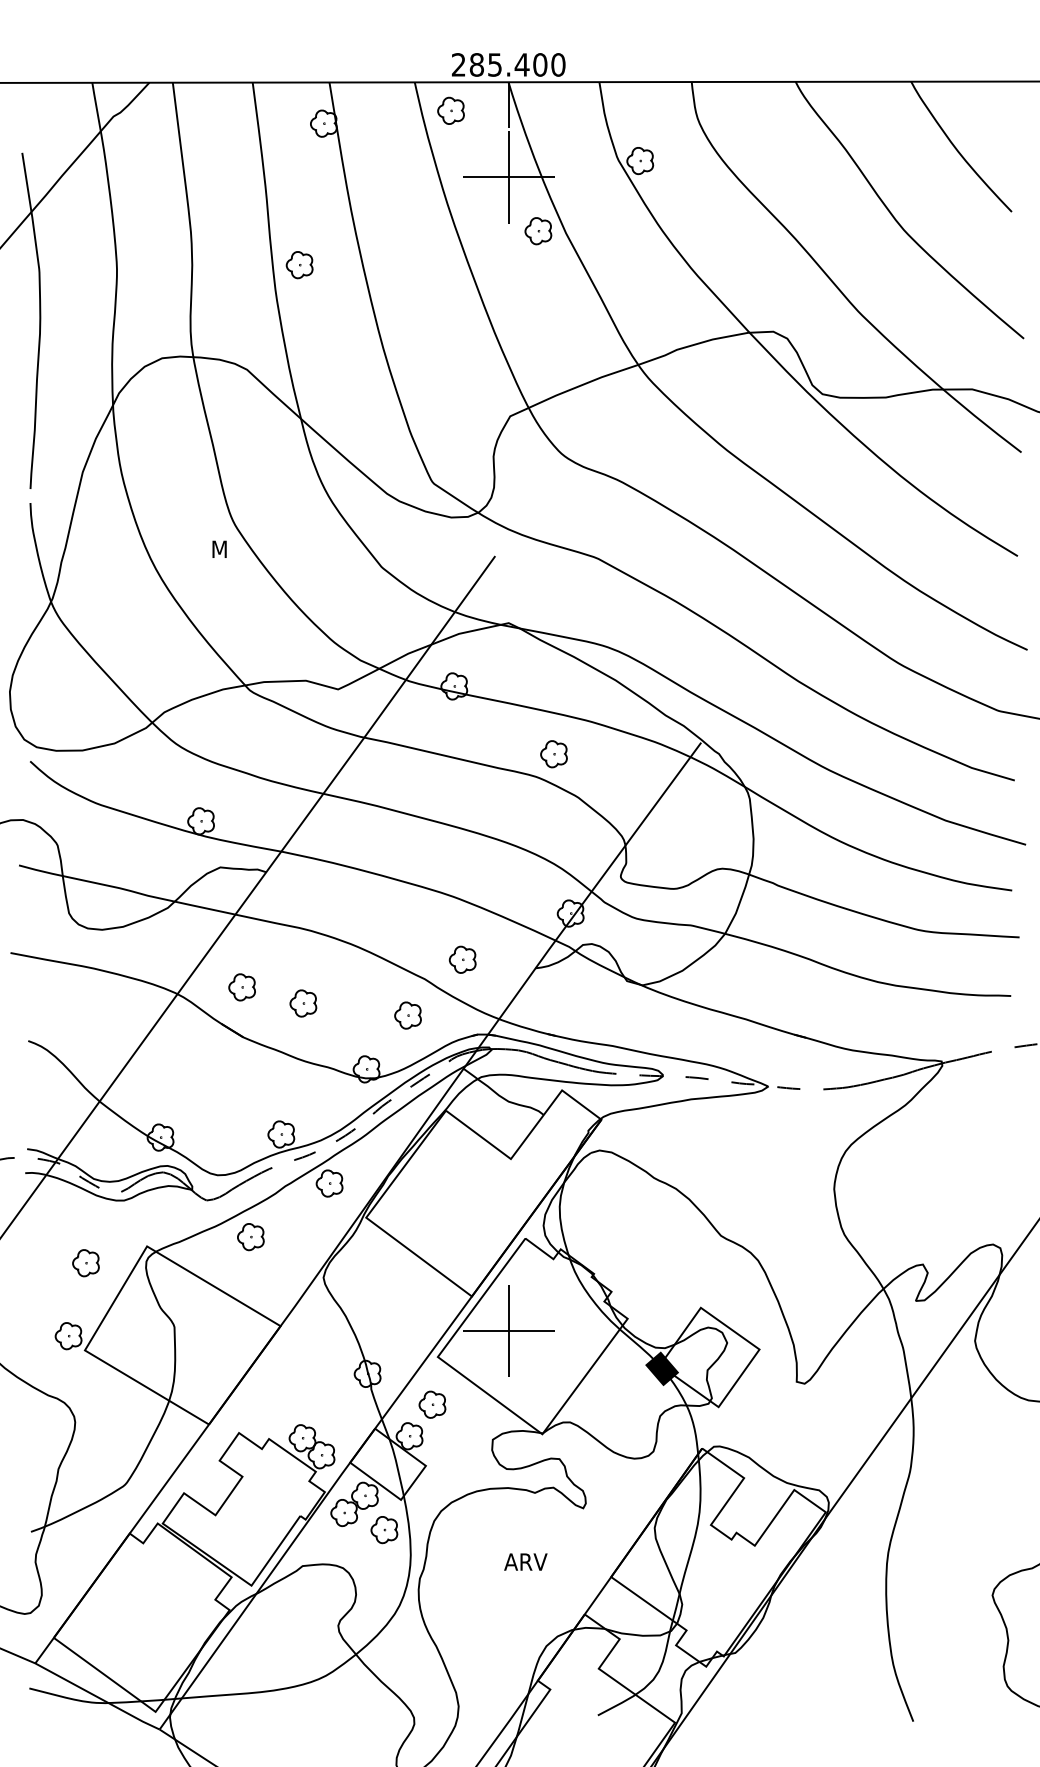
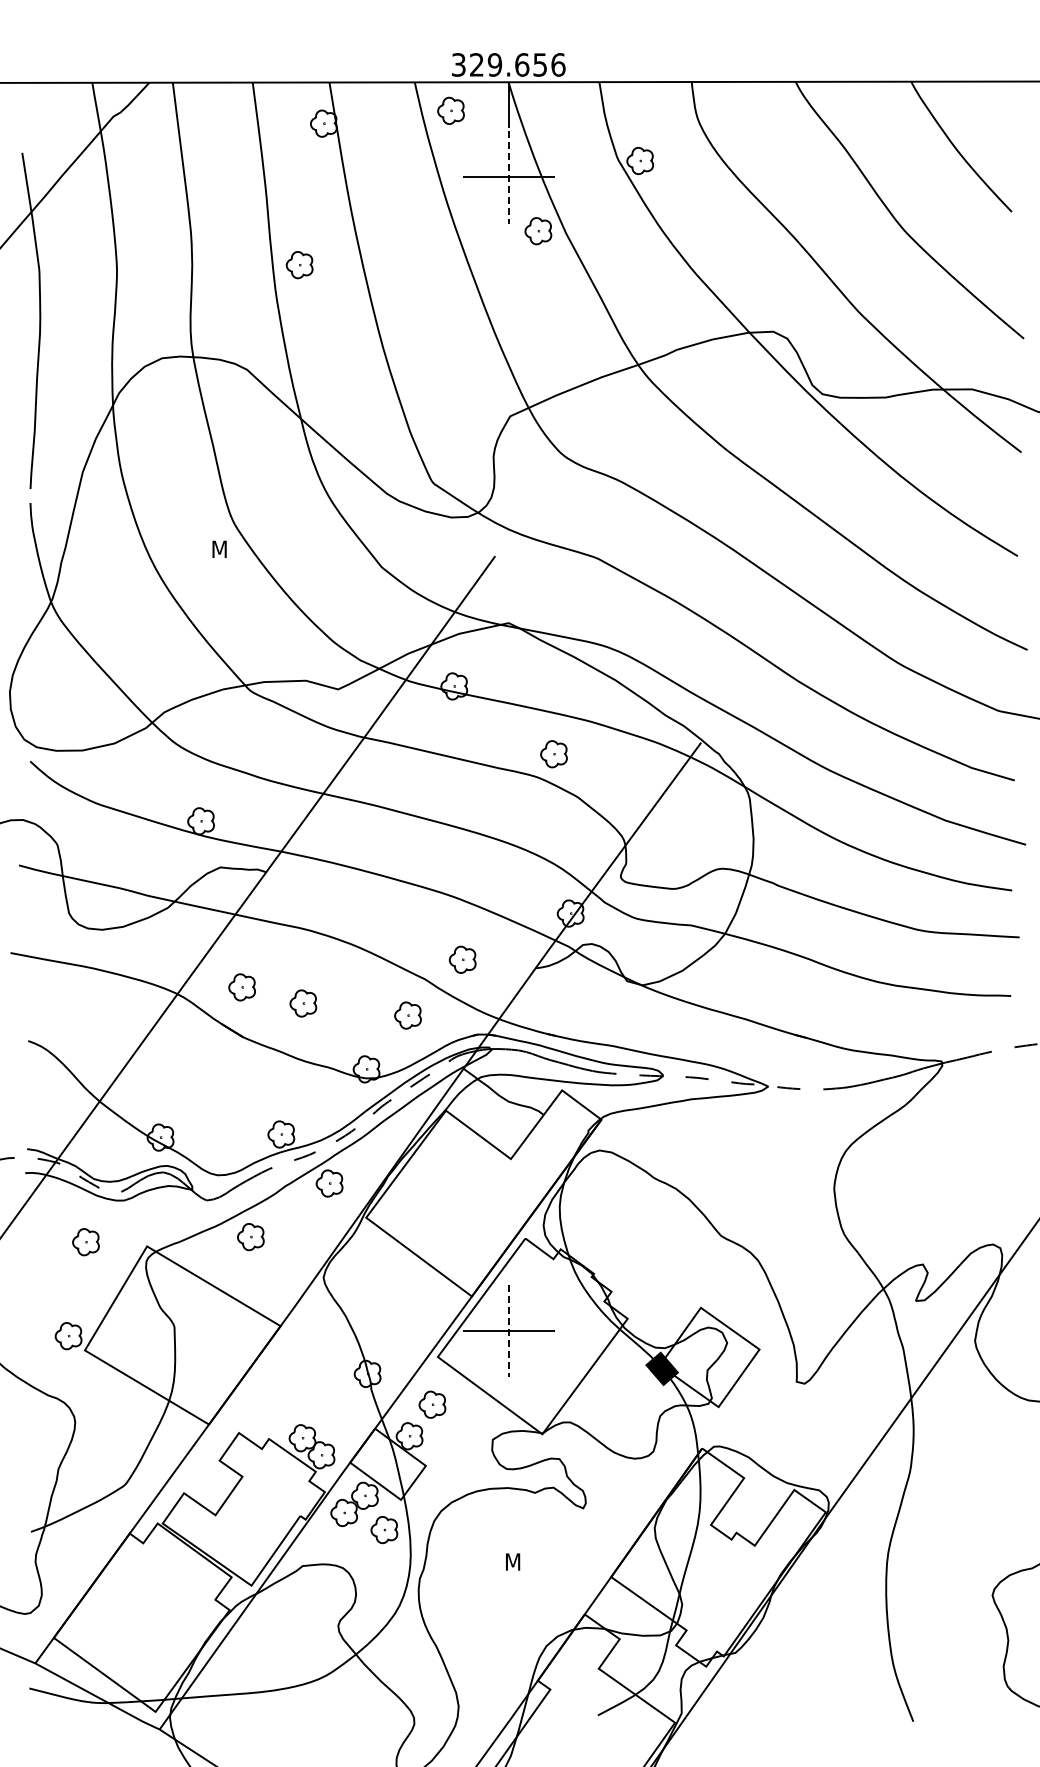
text: 285.400 -> 329.656 (508, 64)
line: solid -> dashed (508, 177)
part position: (85, 1263) -> (85, 1242) (85, 1242)
line: solid -> dashed (508, 1331)
text: ARV -> M (525, 1561)
